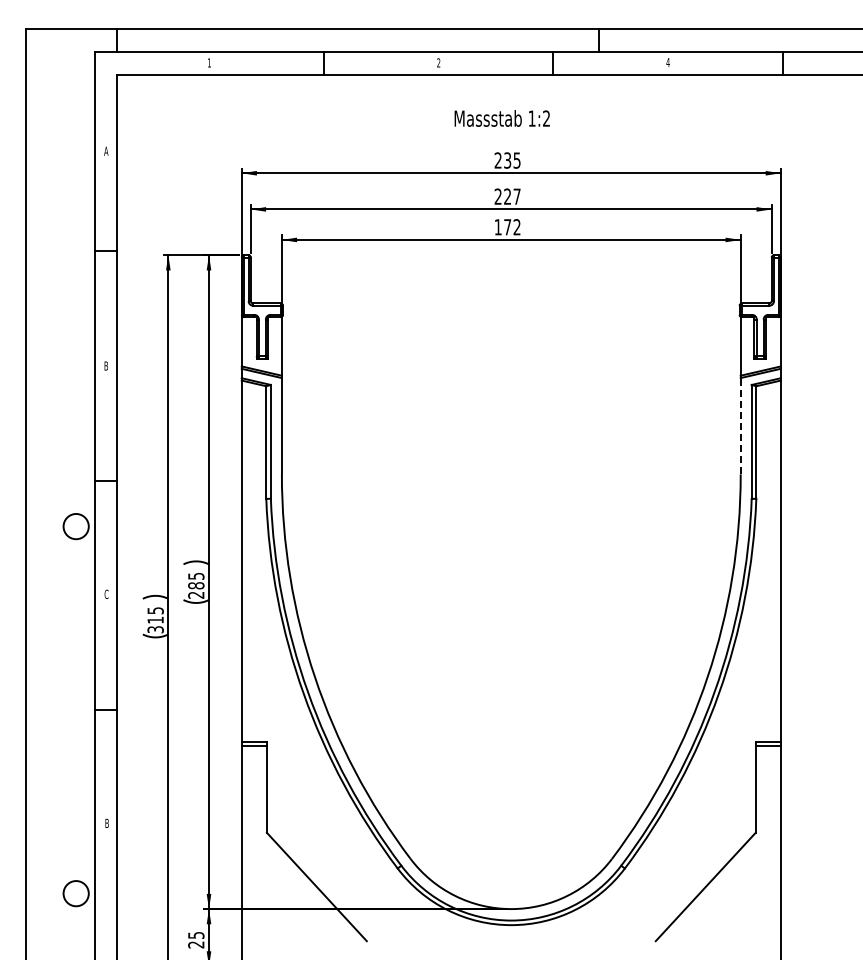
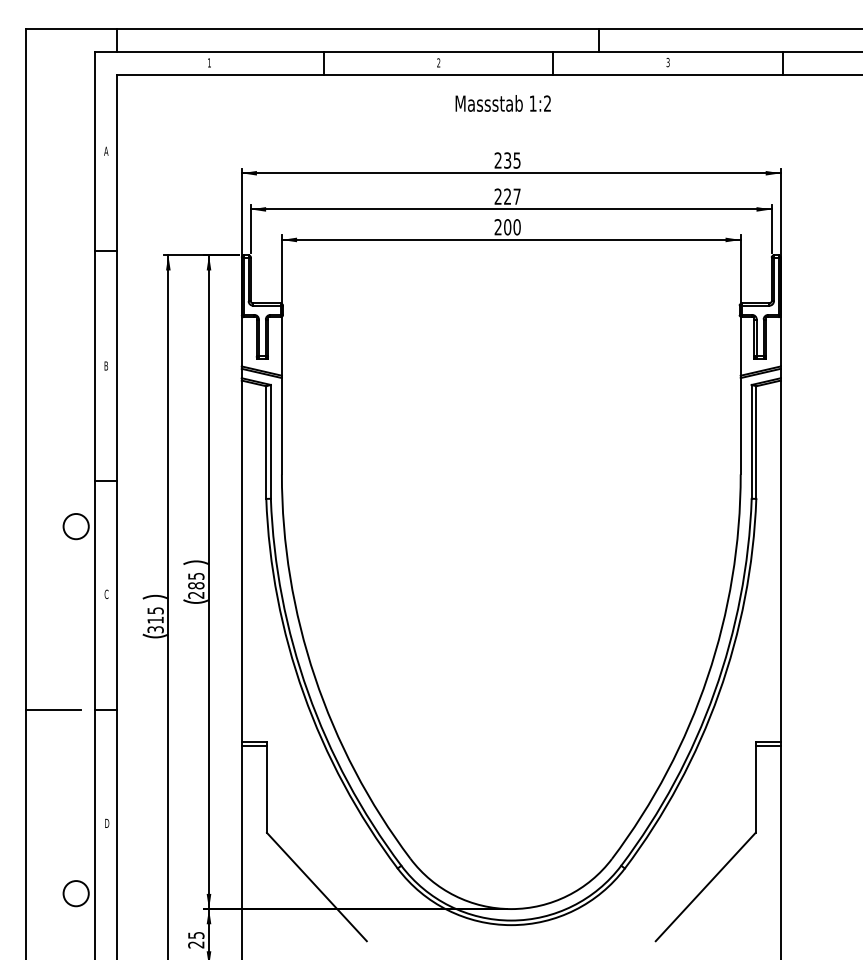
text: 4 -> 3 (667, 62)
text position: (501, 118) -> (502, 103) (502, 103)
text: 172 -> 200 (507, 227)
line: dashed -> solid (740, 425)
line: none -> present (52, 710)
text: B -> D (107, 823)
